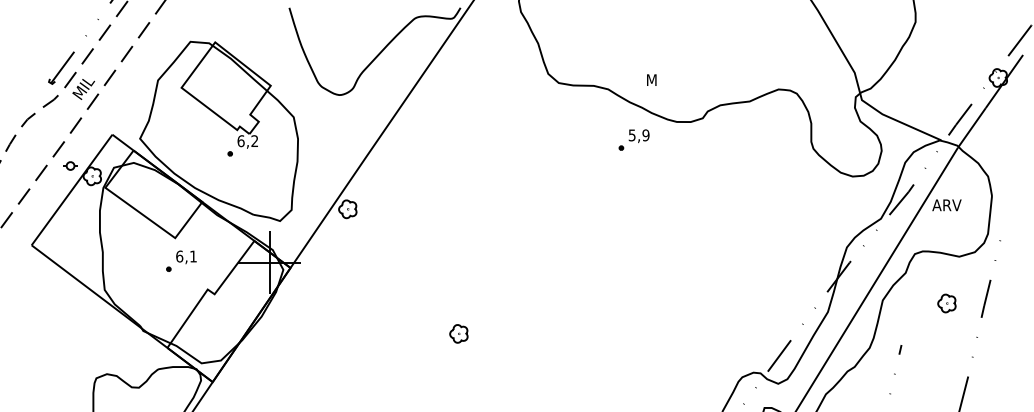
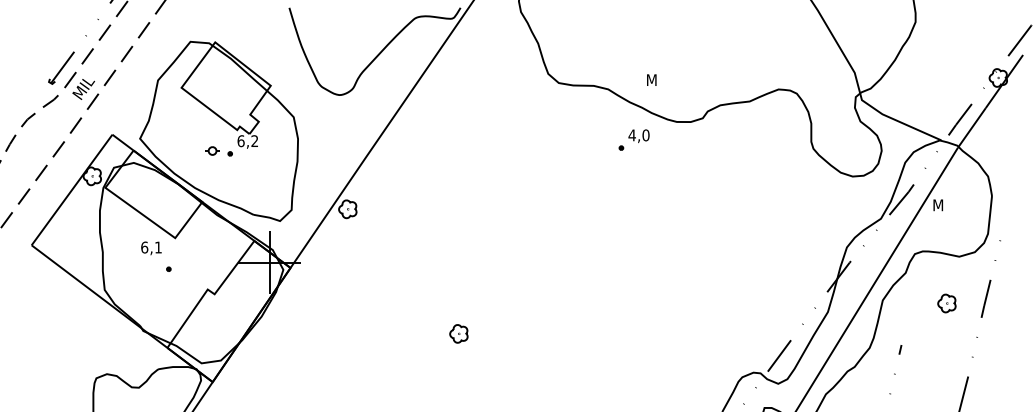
text: 5,9 -> 4,0 (638, 135)
part position: (70, 165) -> (212, 150) (212, 150)
text: ARV -> M (946, 205)
text position: (186, 257) -> (151, 248) (151, 248)
